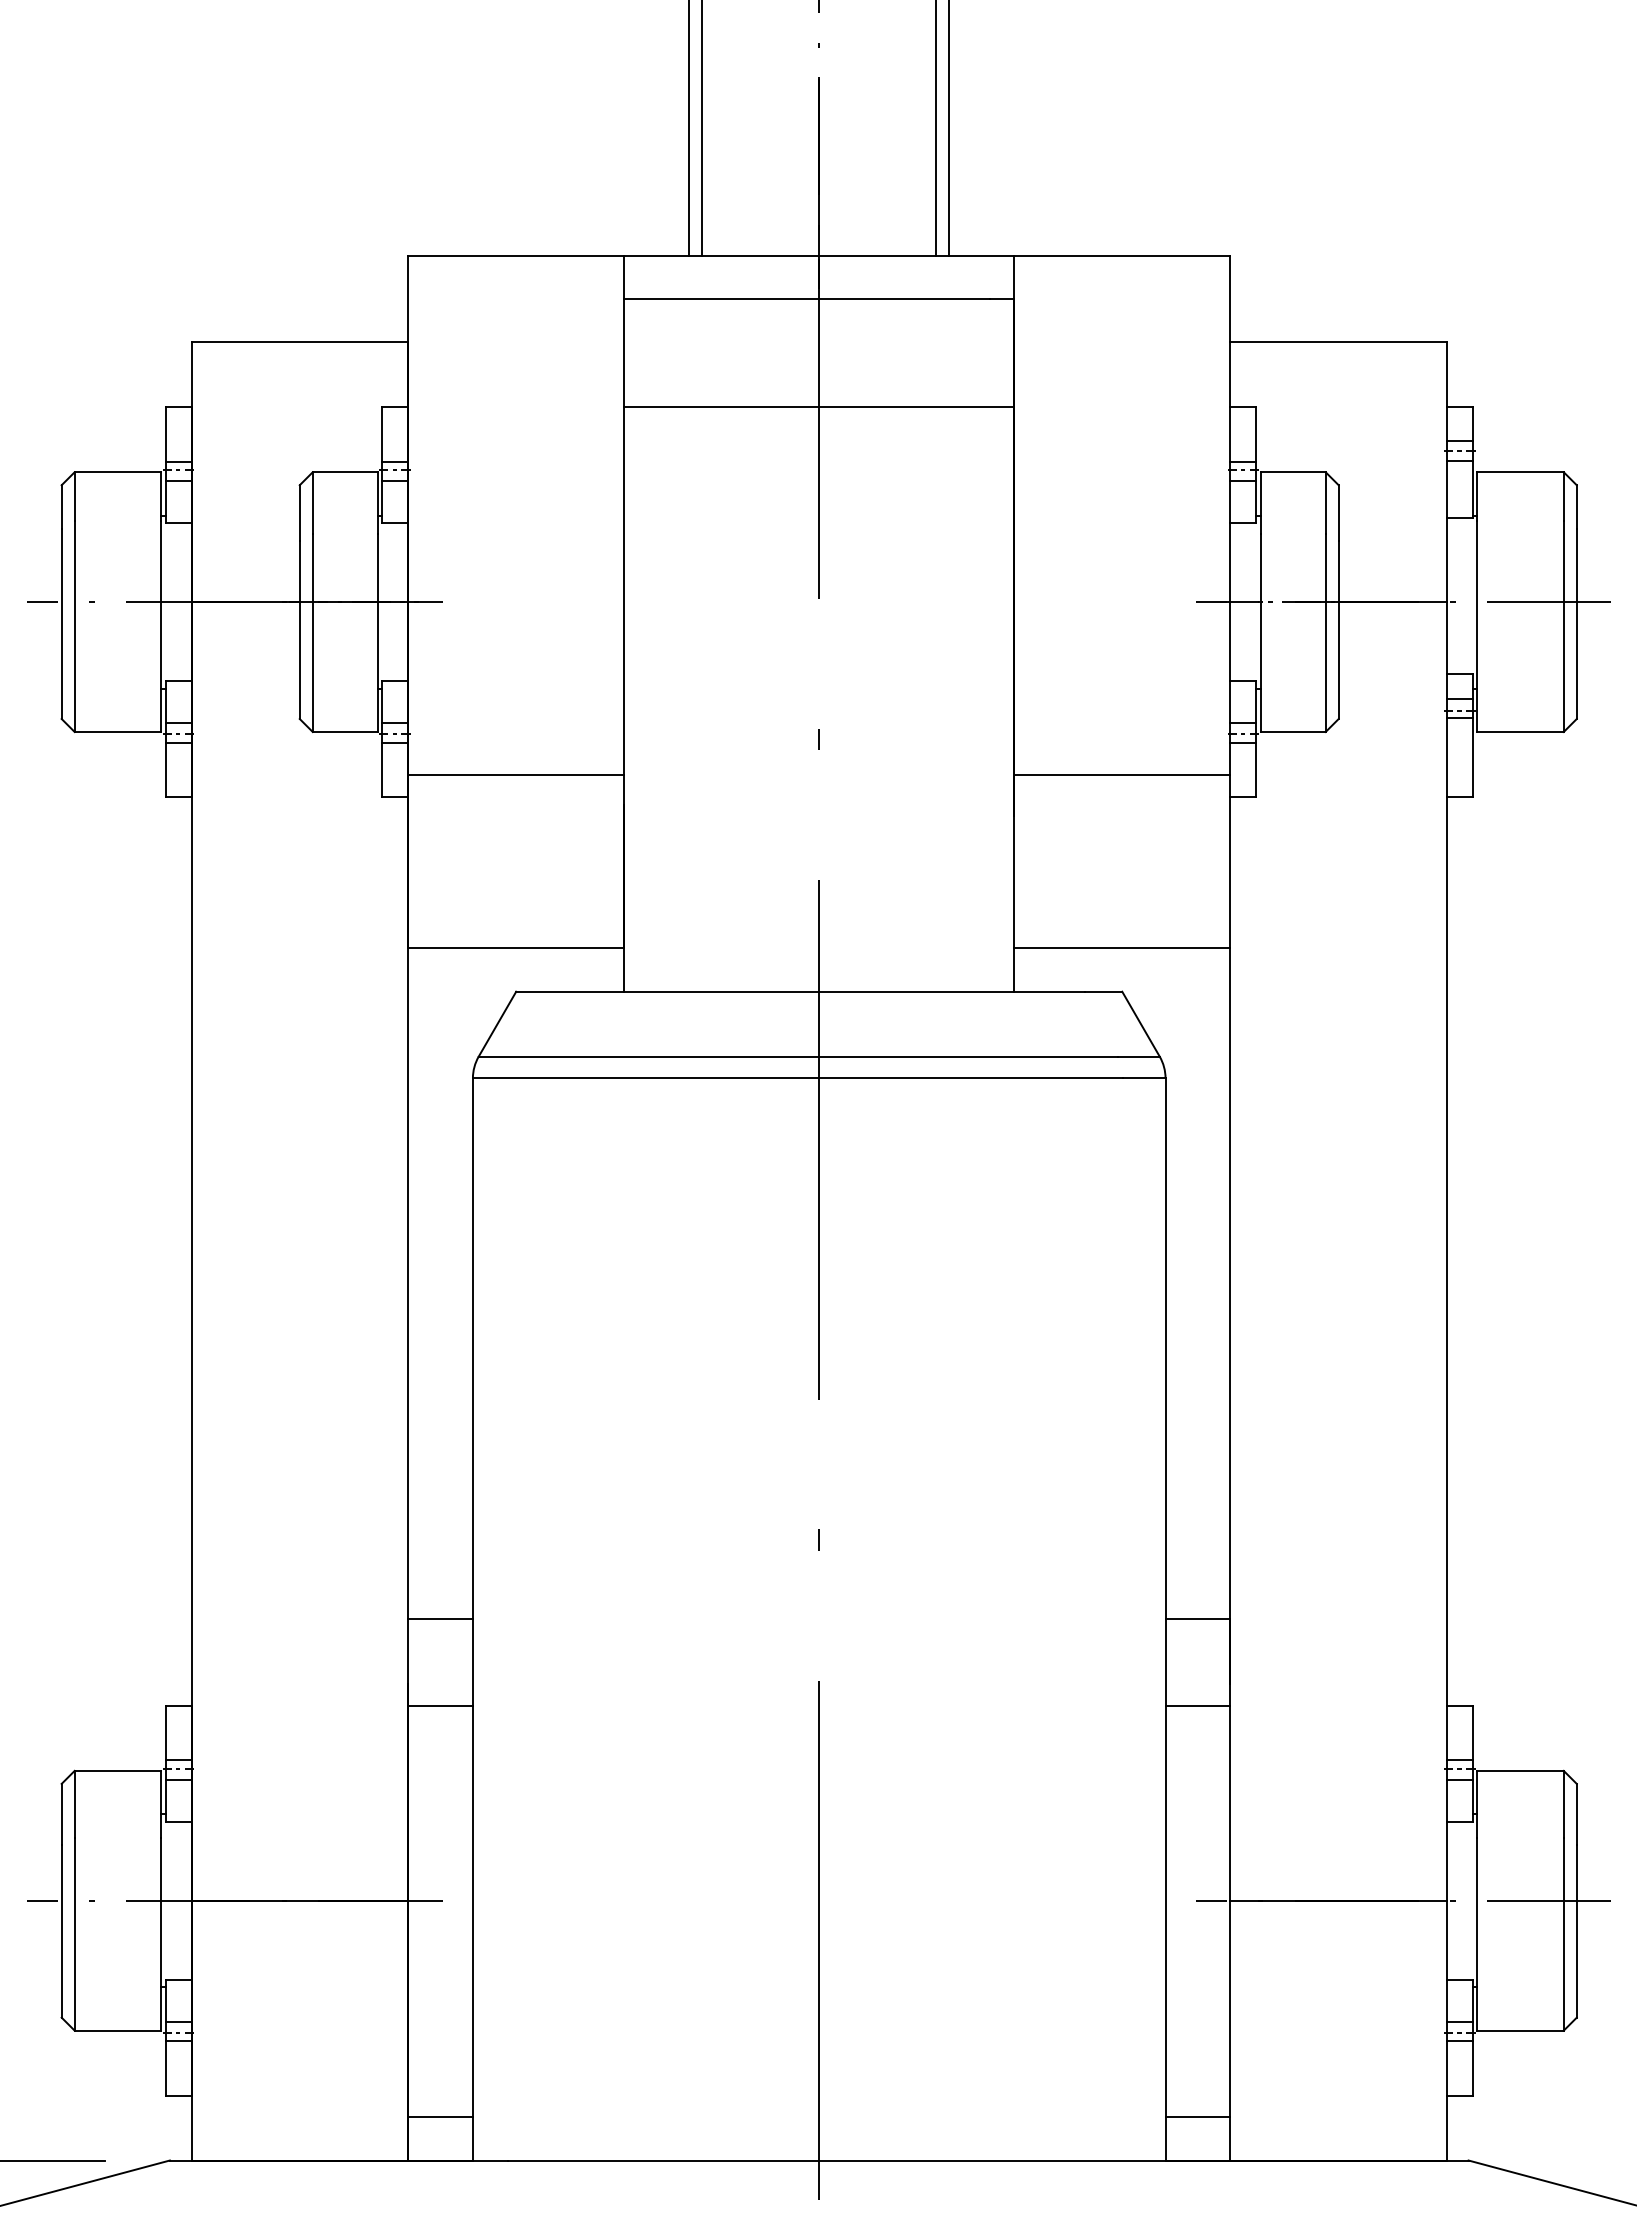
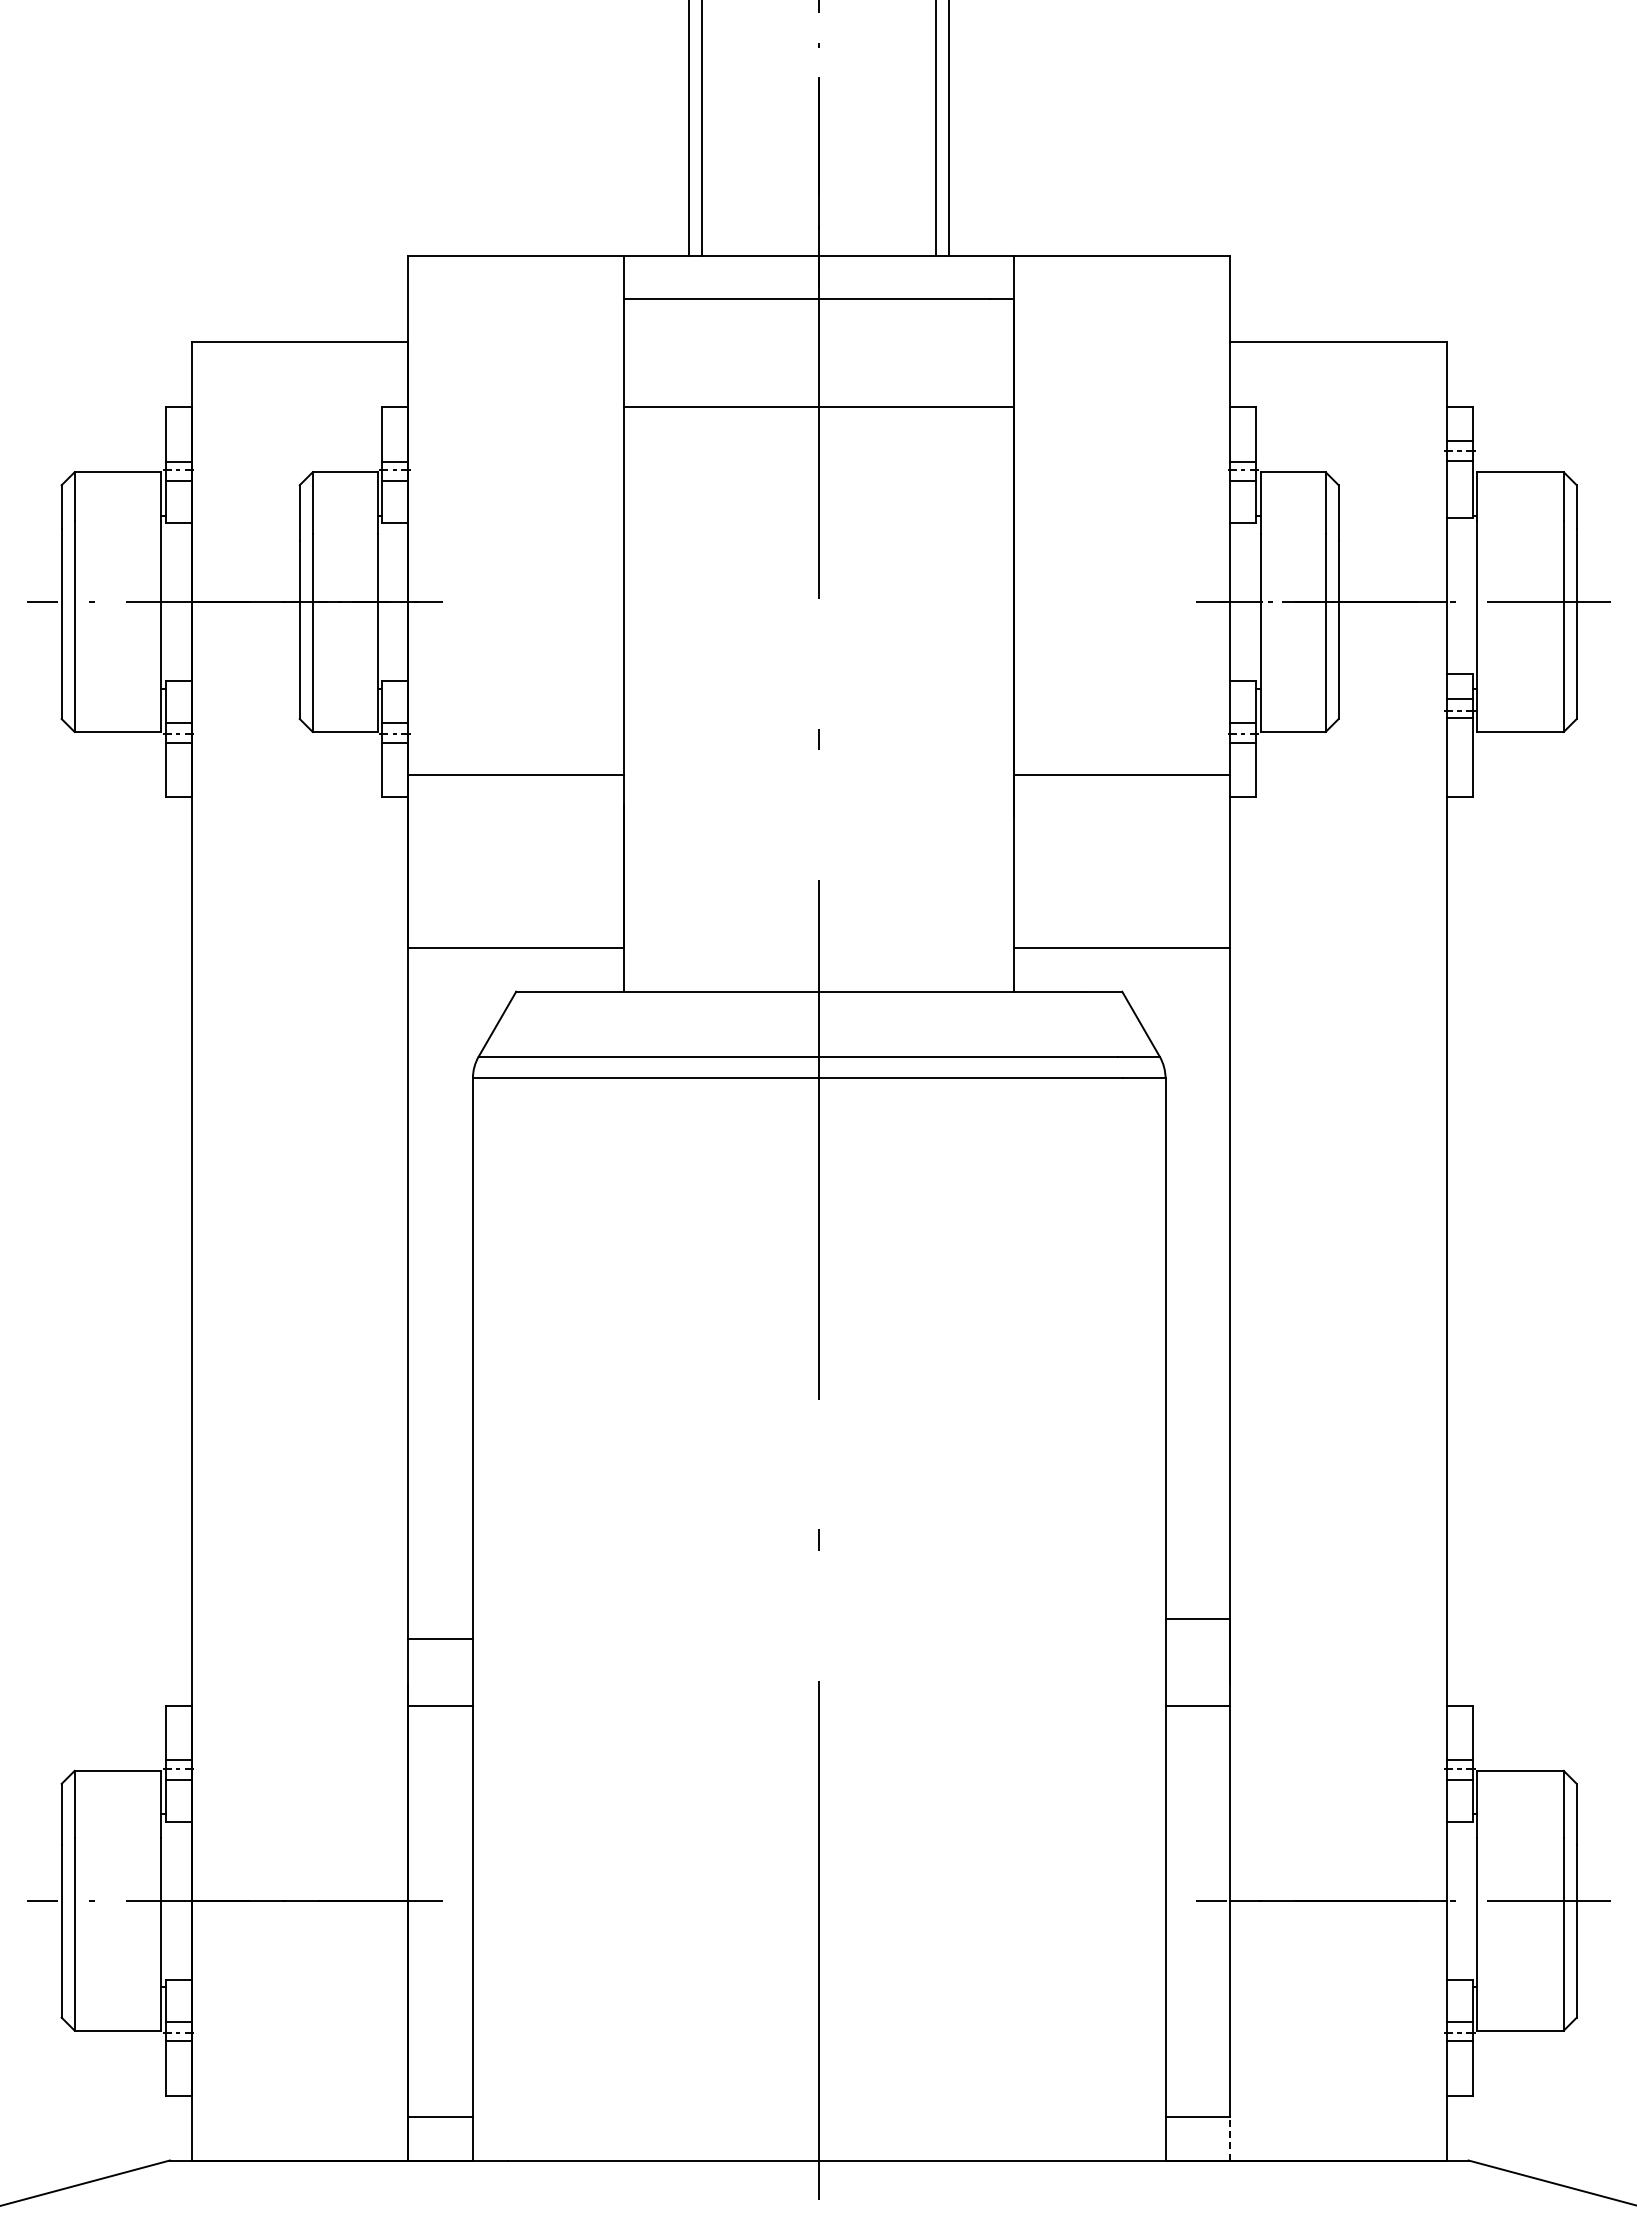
line position: (439, 1619) -> (439, 1639) (439, 1639)
line: solid -> dashed (1230, 2138)
line: present -> none (53, 2160)
